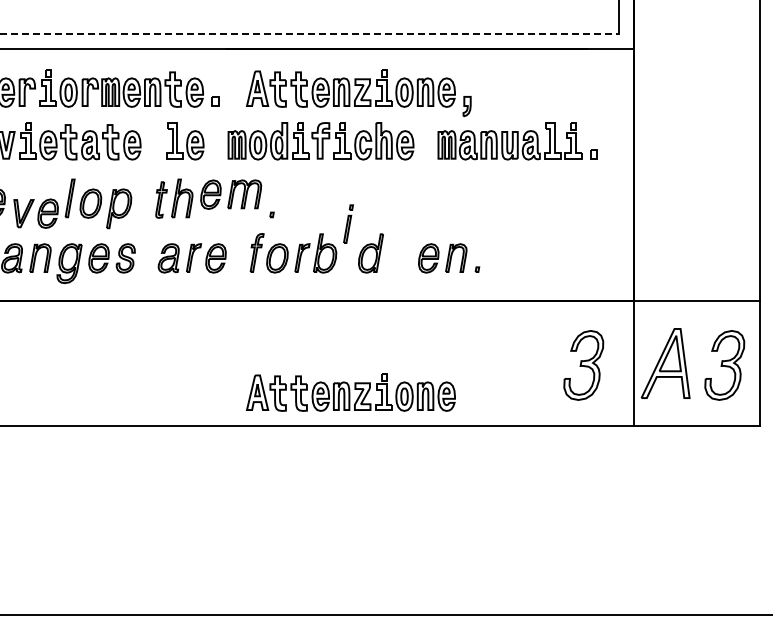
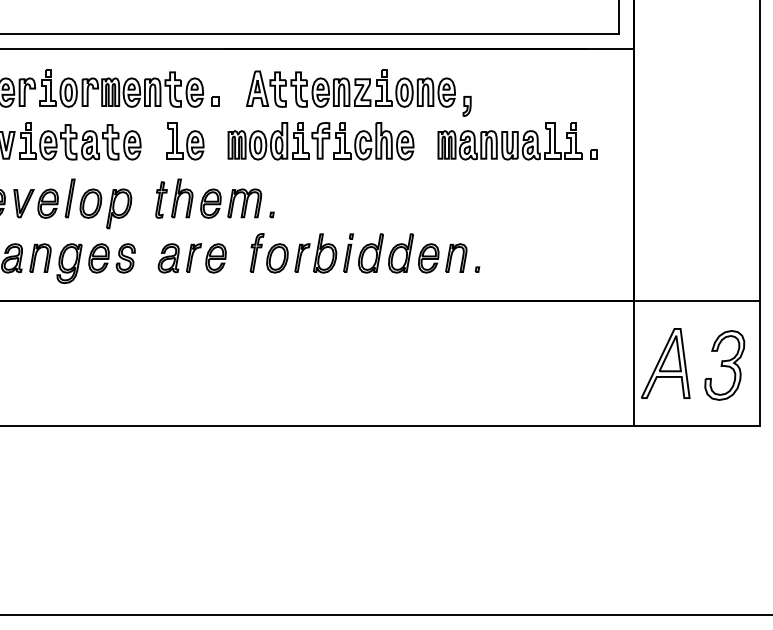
line: dashed -> solid (309, 33)
part position: (231, 194) -> (231, 203) (231, 203)
part position: (35, 213) -> (35, 203) (35, 203)
part position: (348, 223) -> (348, 252) (348, 252)
part: none -> present (400, 253)
part: present -> none (583, 365)
part: present -> none (350, 392)
